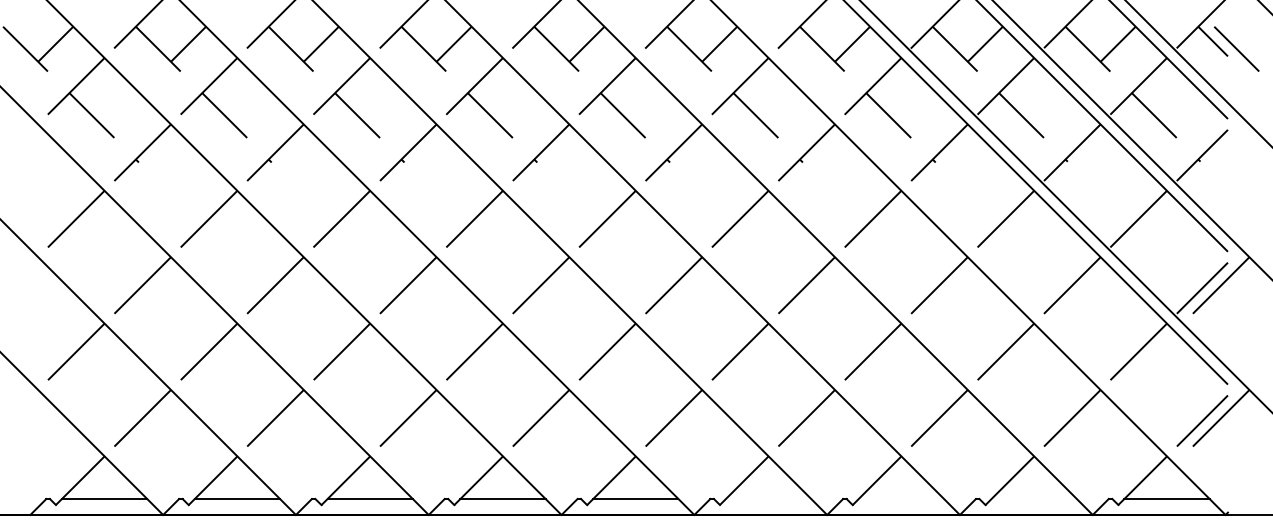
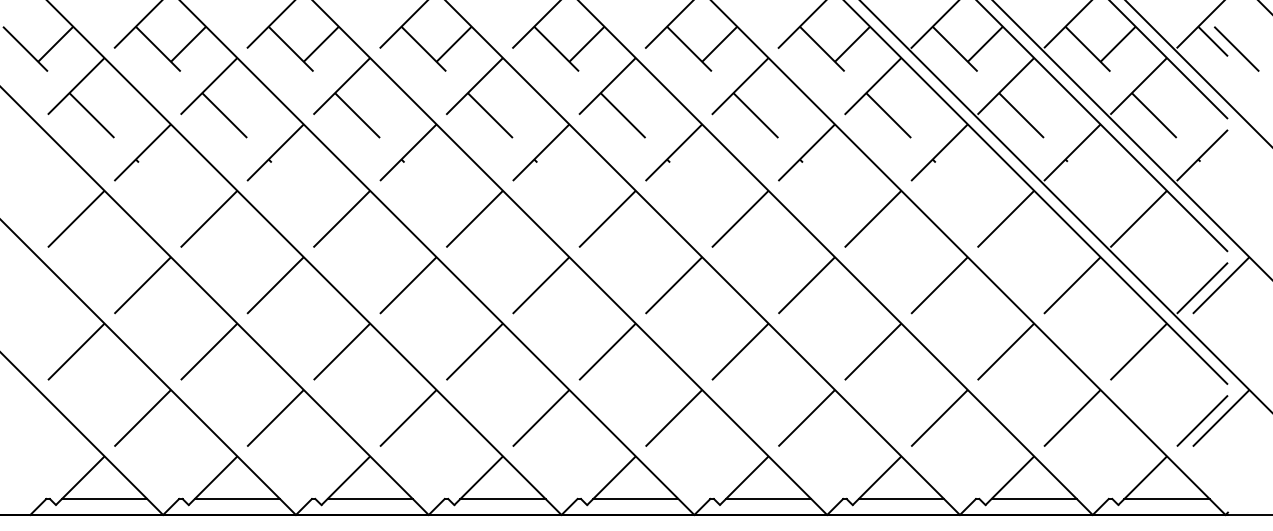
line: none -> present (768, 498)
line: none -> present (900, 498)
line: none -> present (1033, 498)
